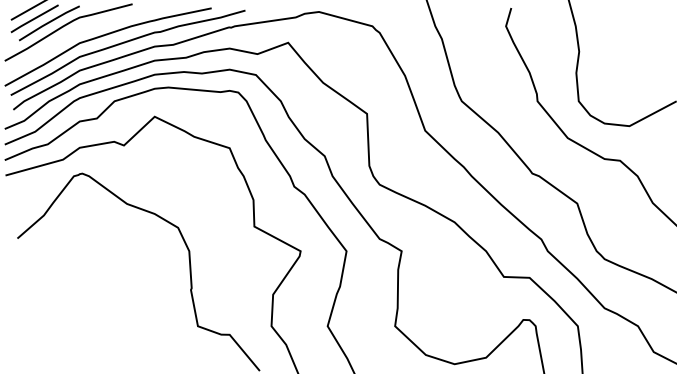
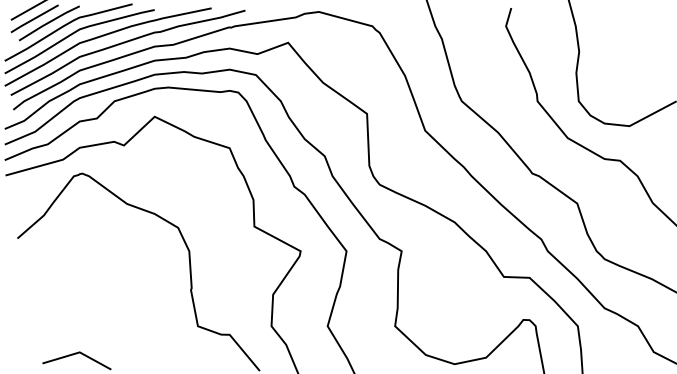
curve: none -> present (75, 33)
line: none -> present (73, 355)
